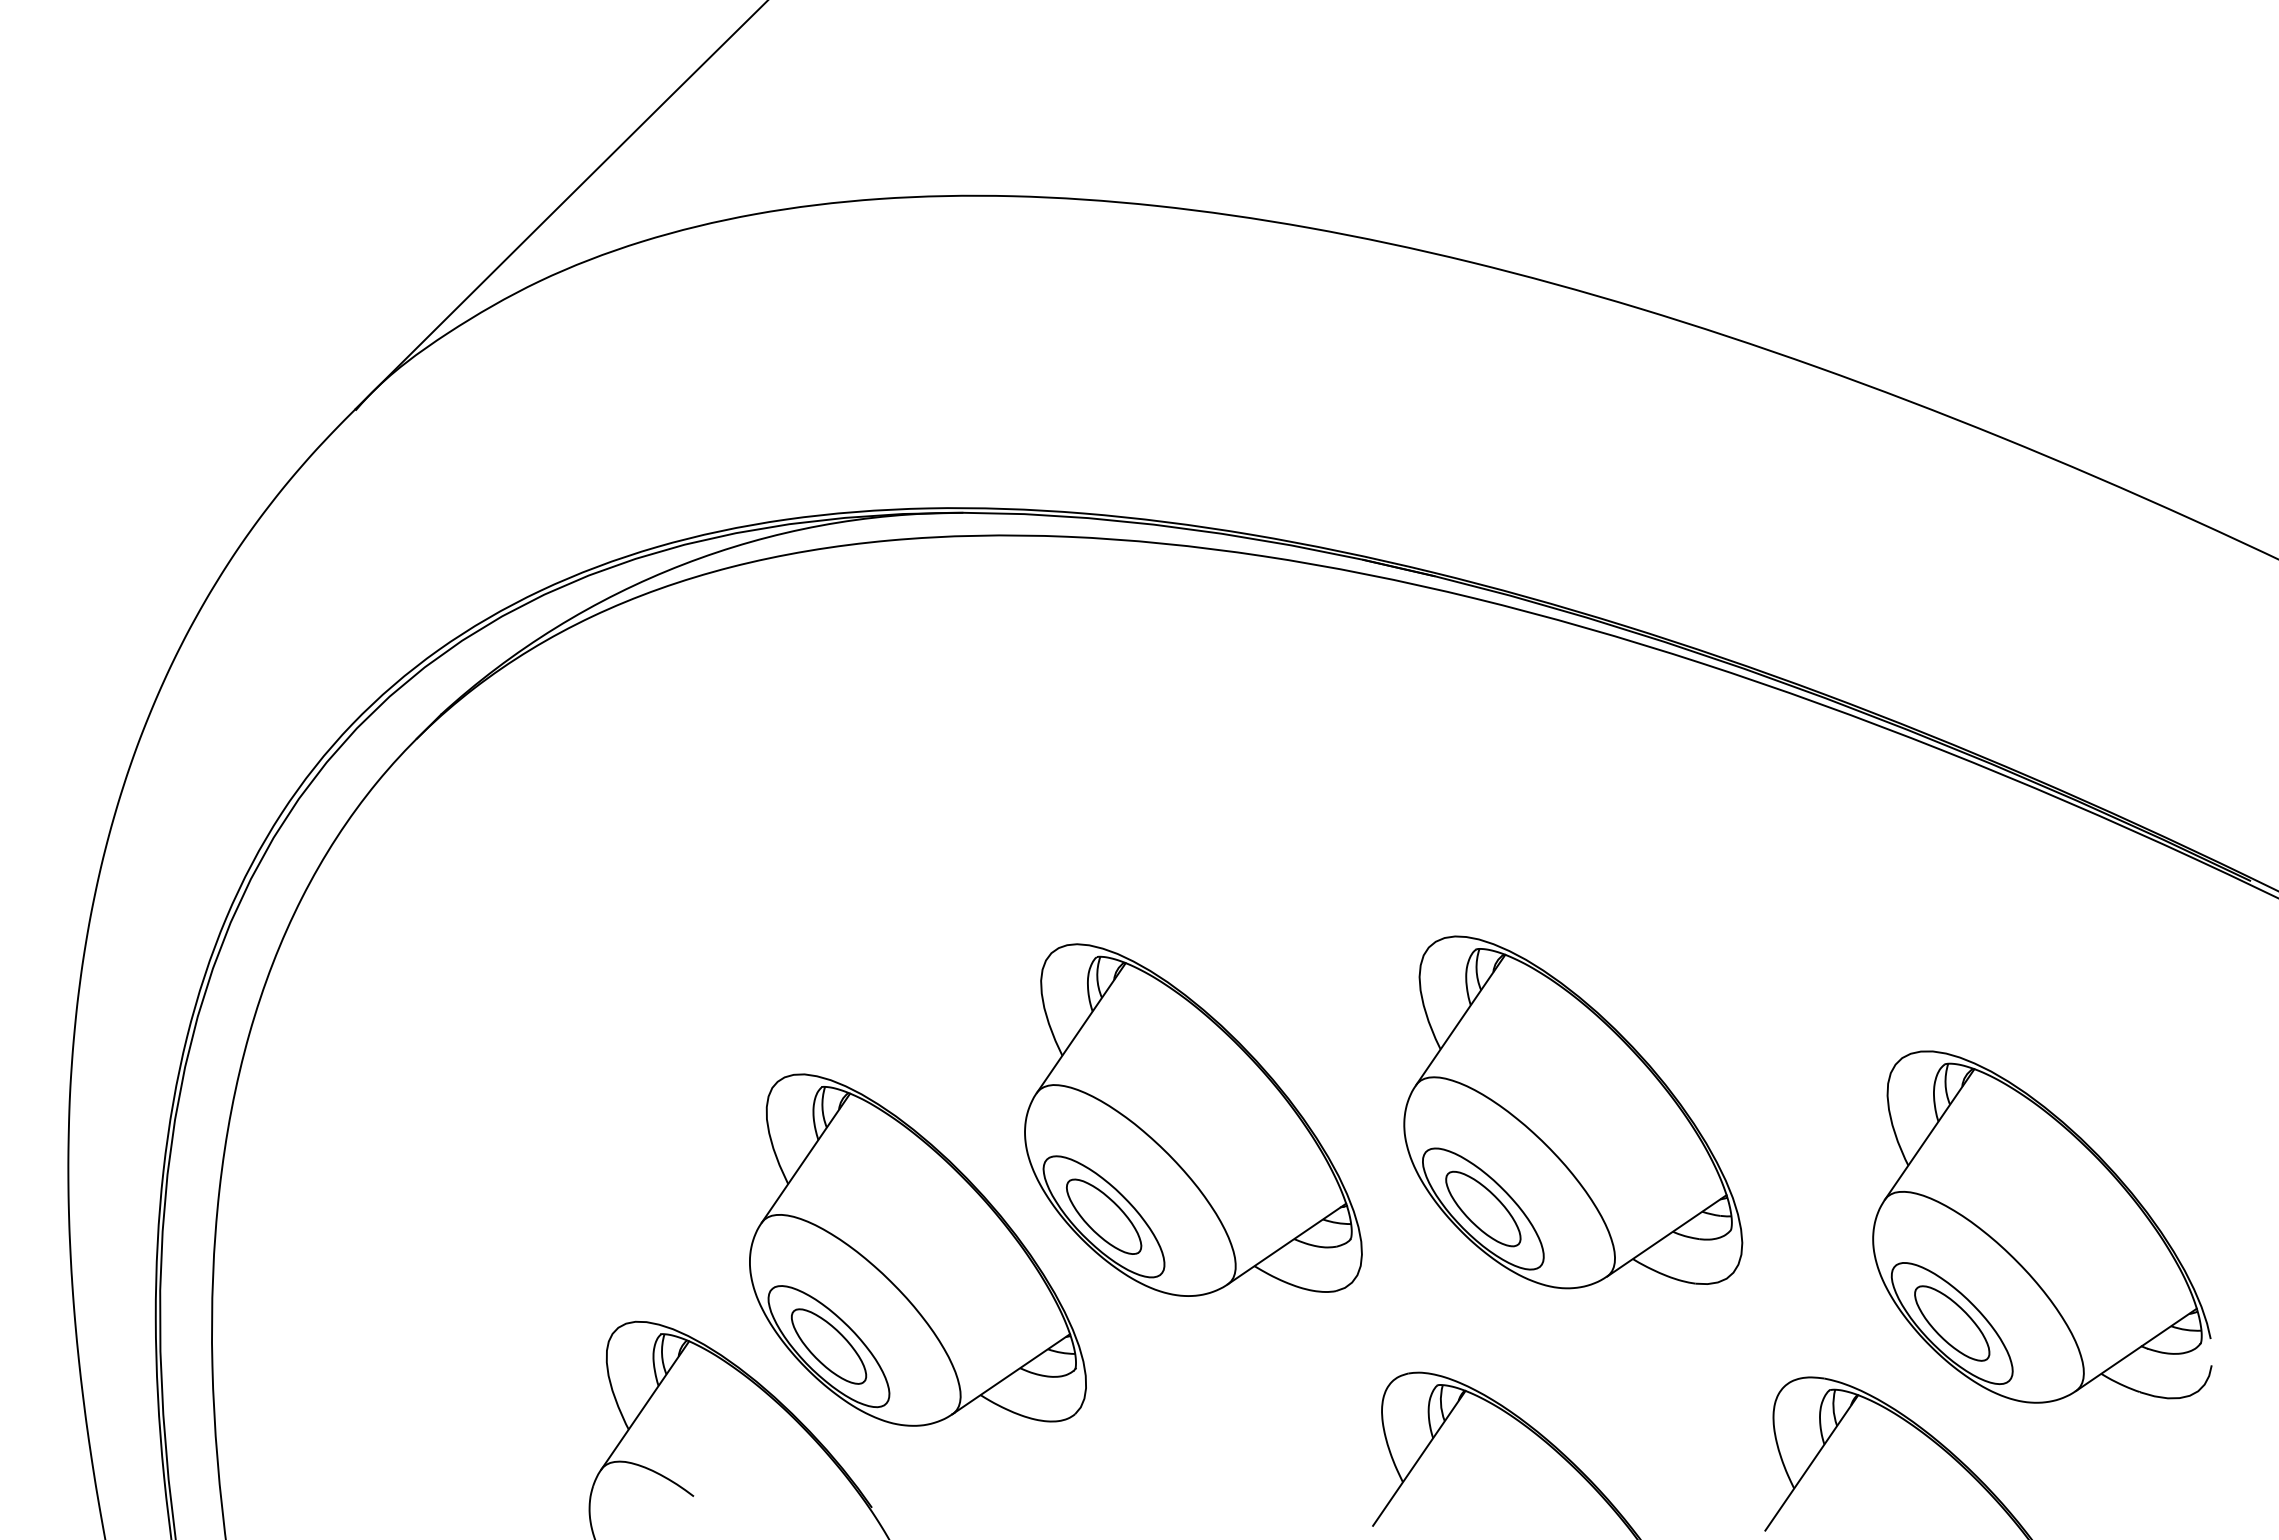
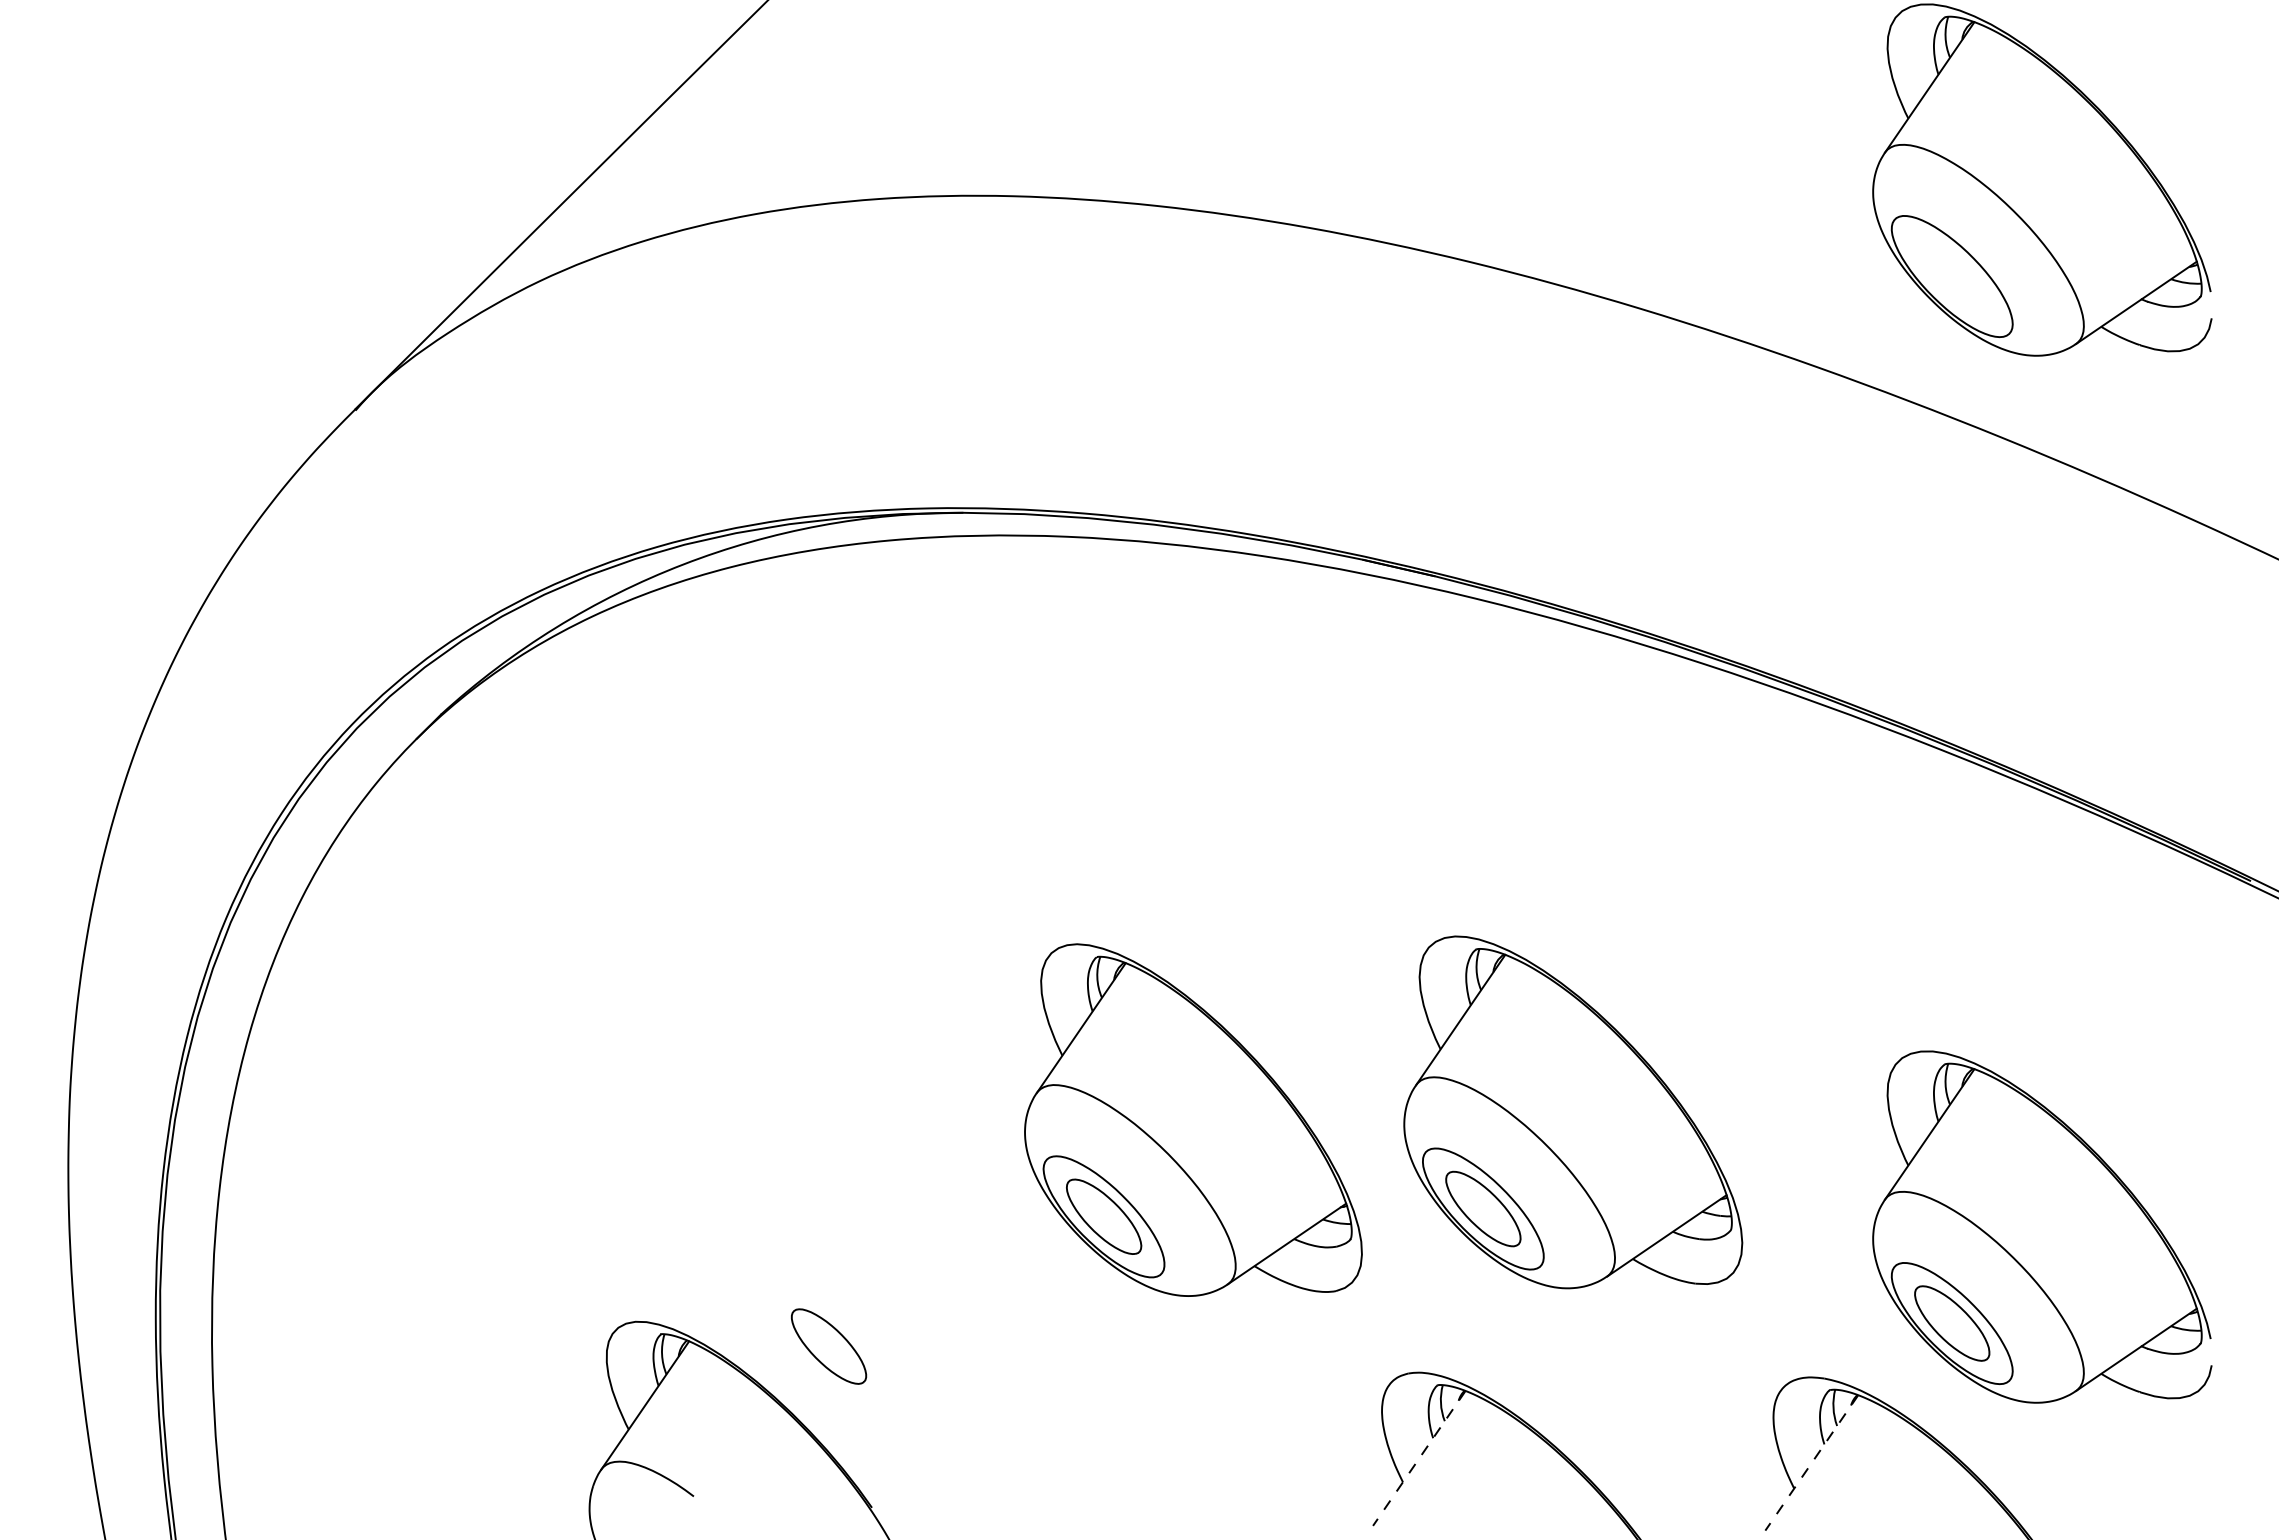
part: none -> present (2042, 179)
part: present -> none (917, 1249)
line: solid -> dashed (1419, 1458)
line: solid -> dashed (1811, 1463)
